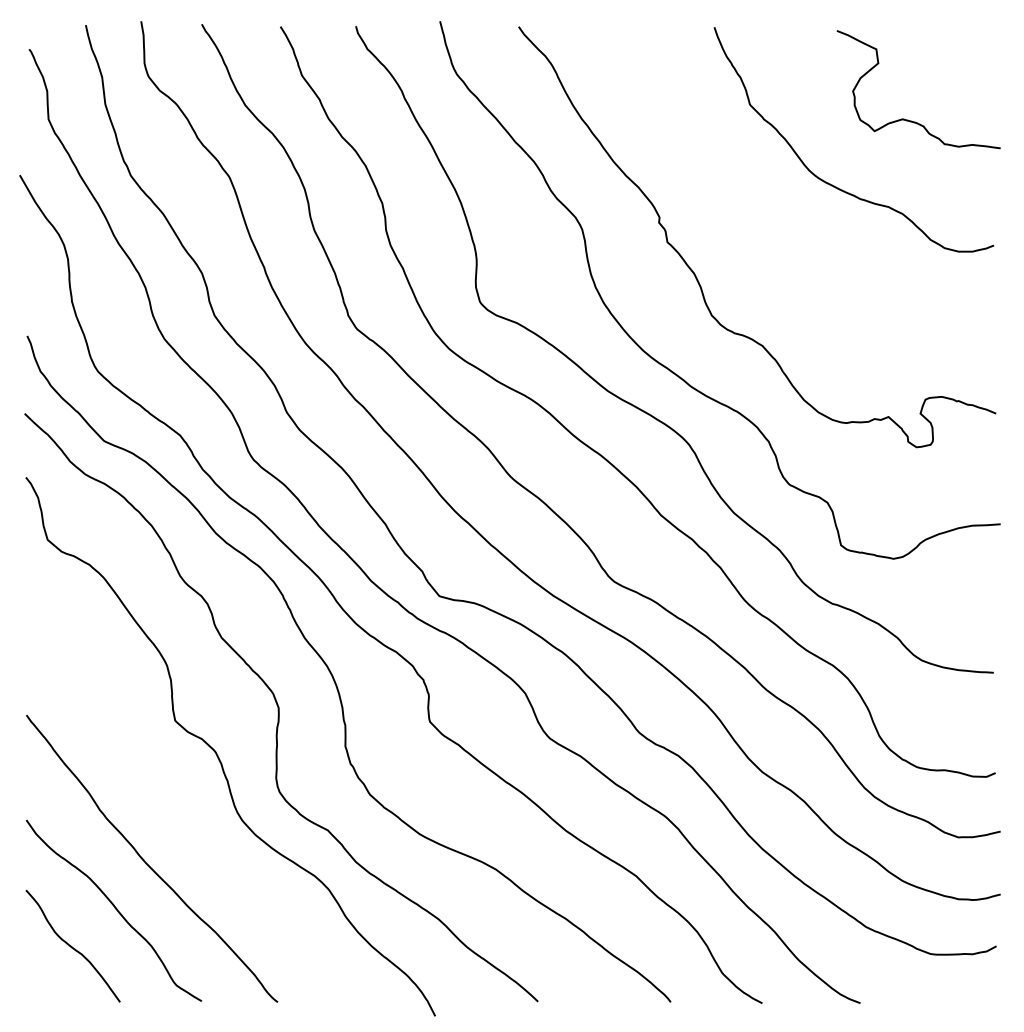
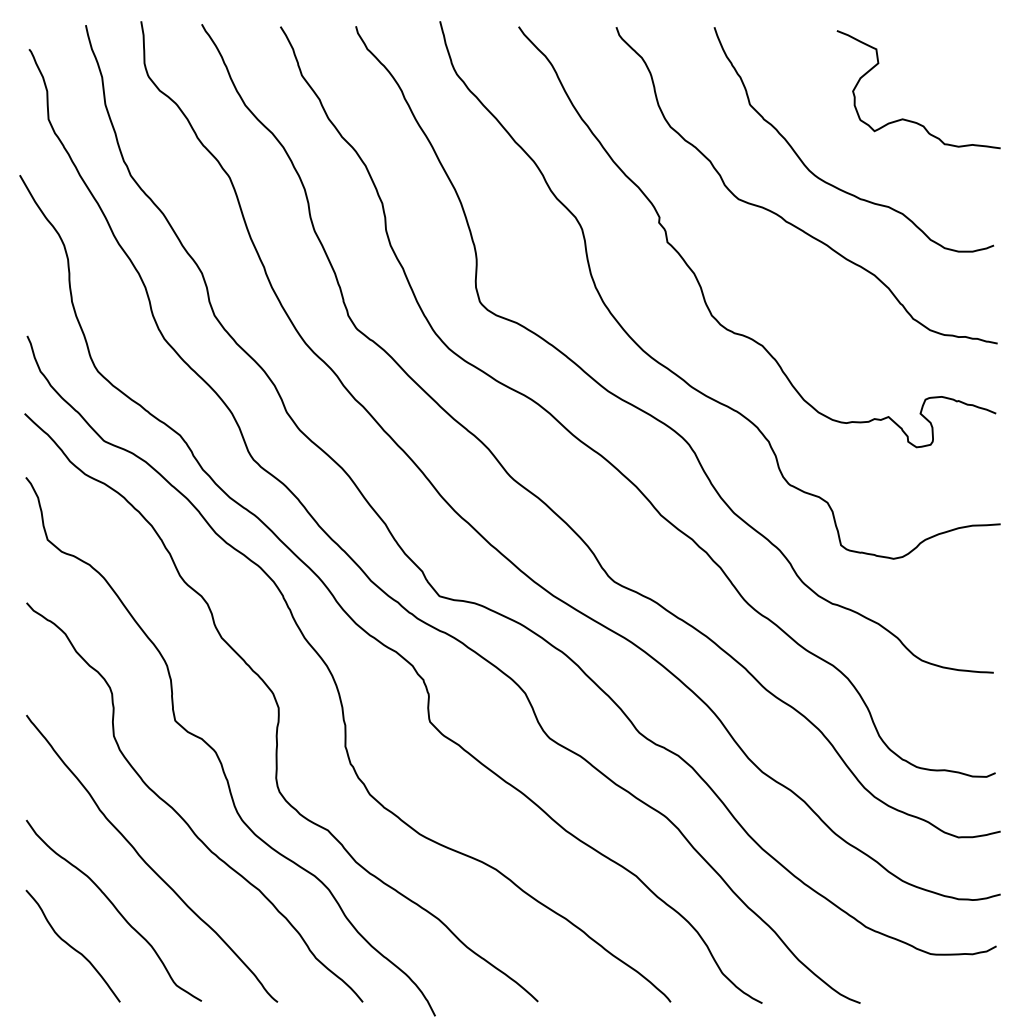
curve: none -> present (784, 218)
curve: none -> present (180, 815)
